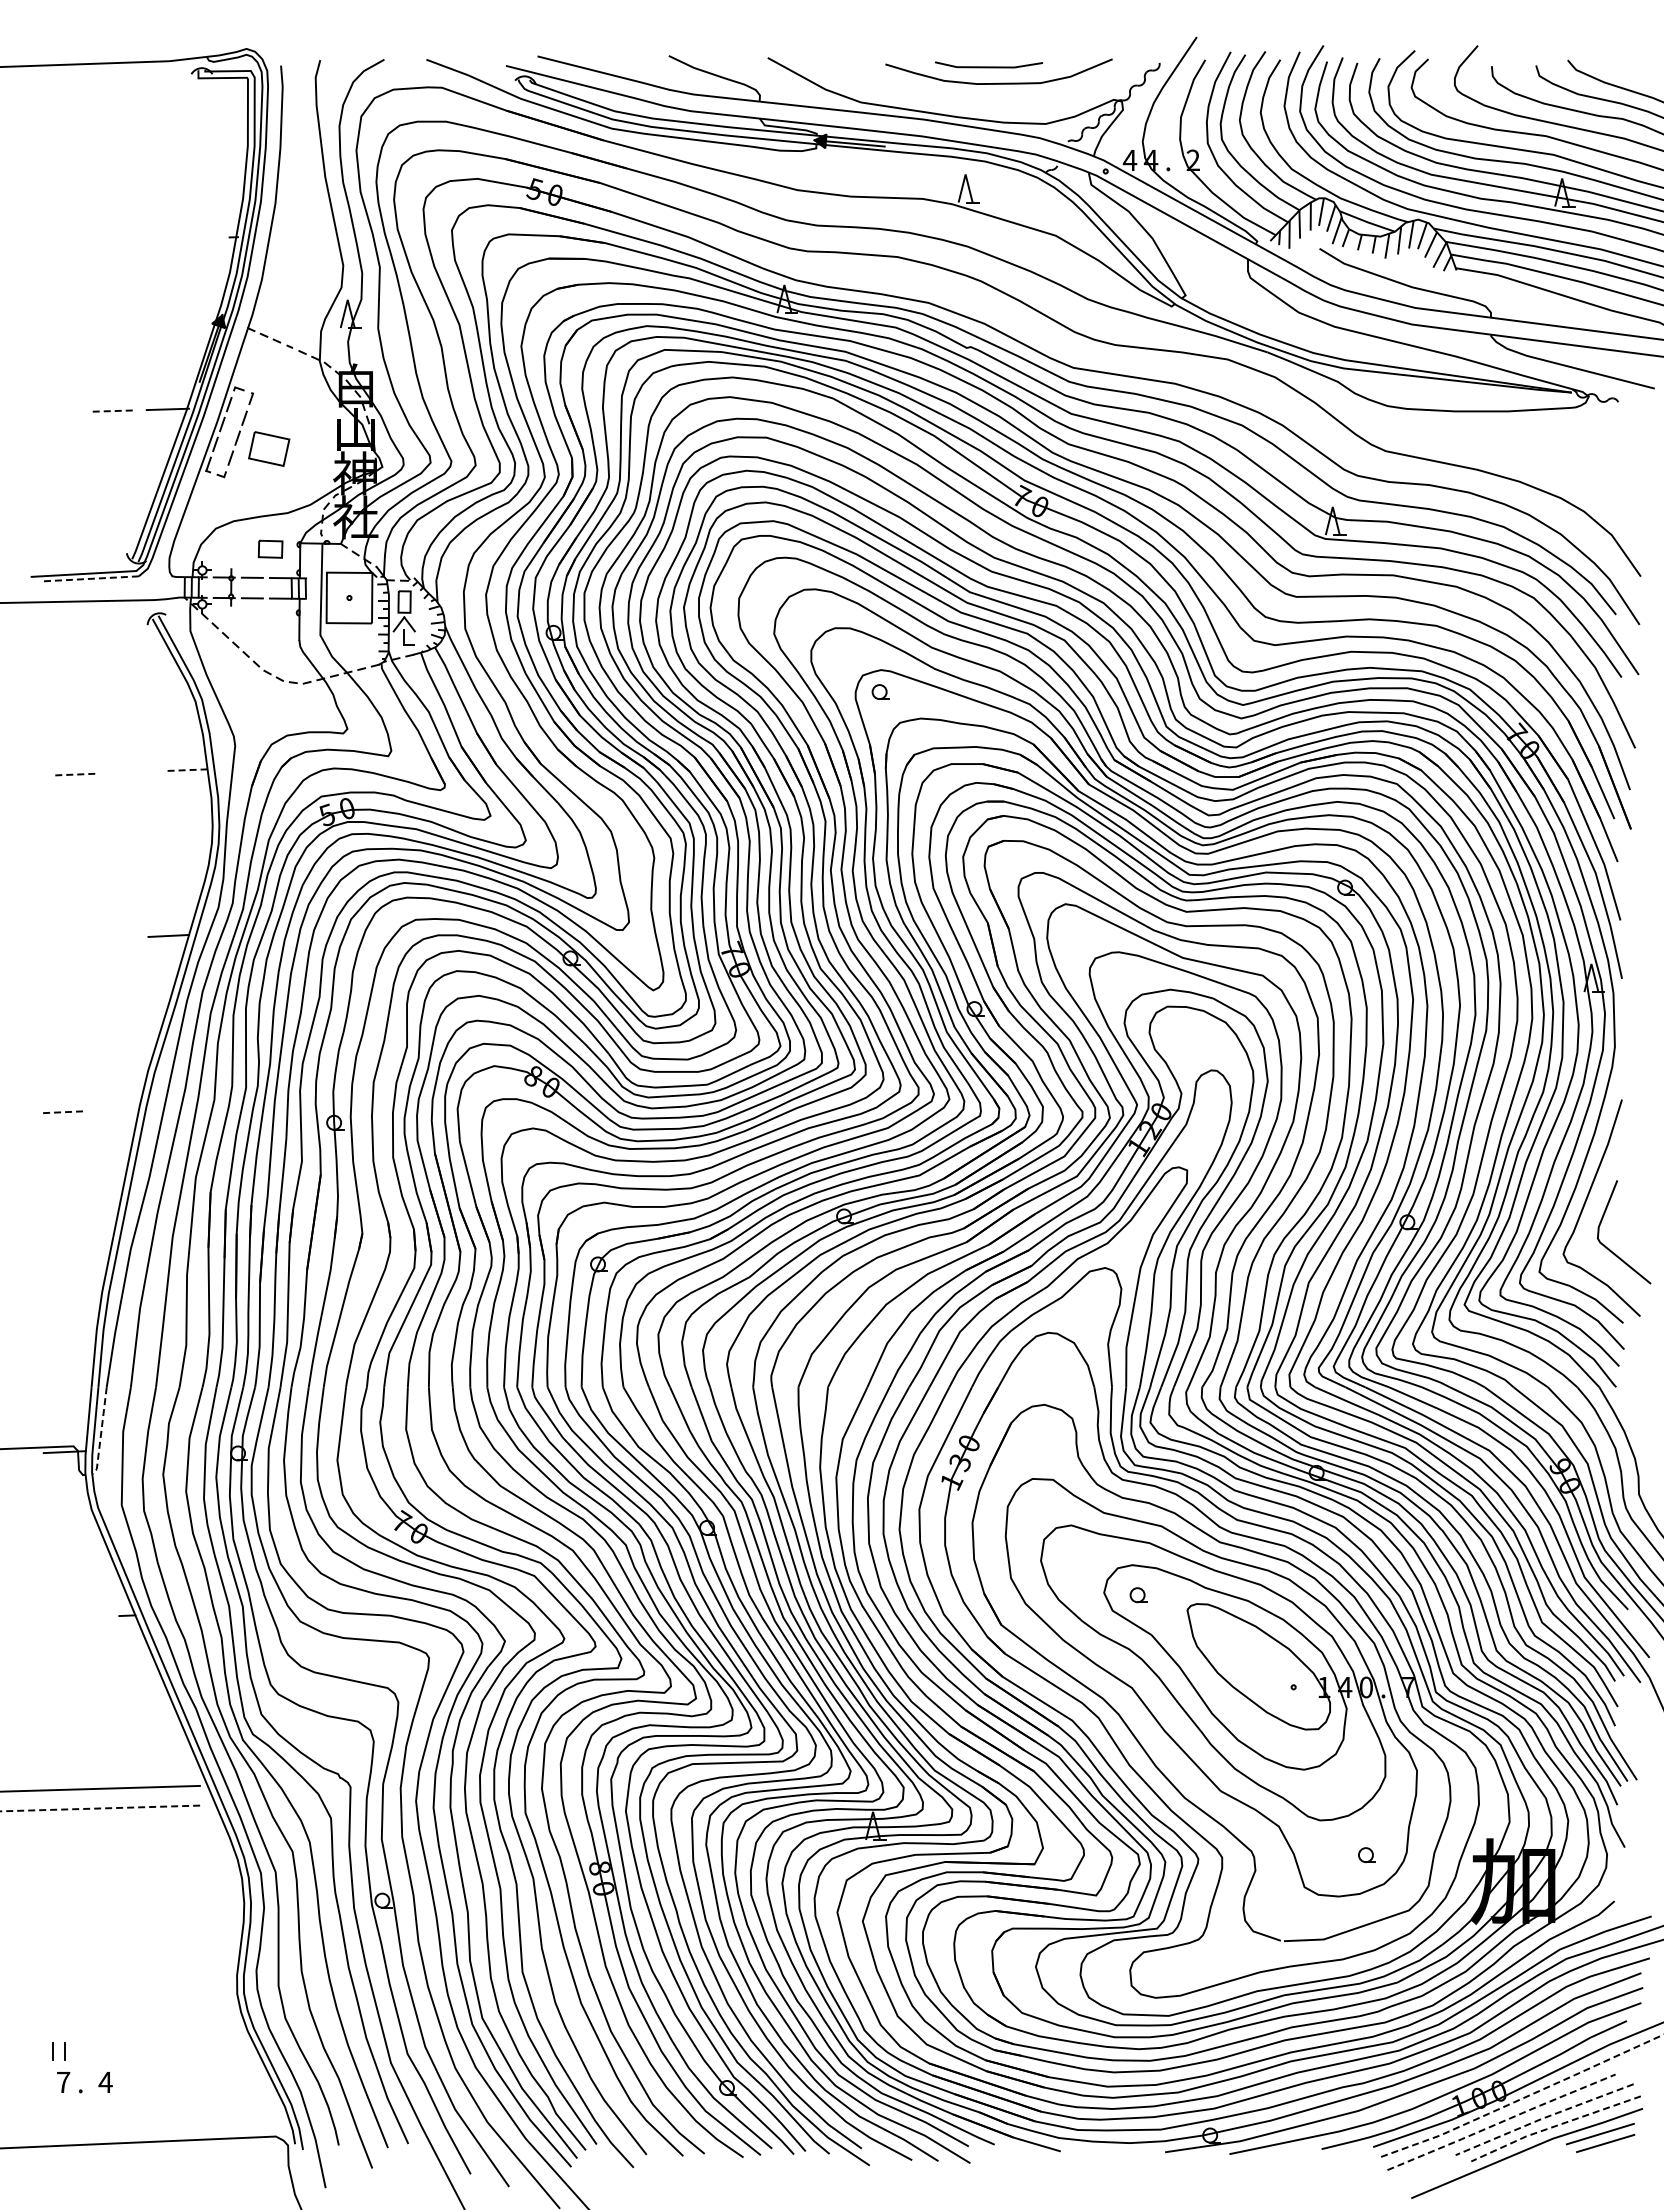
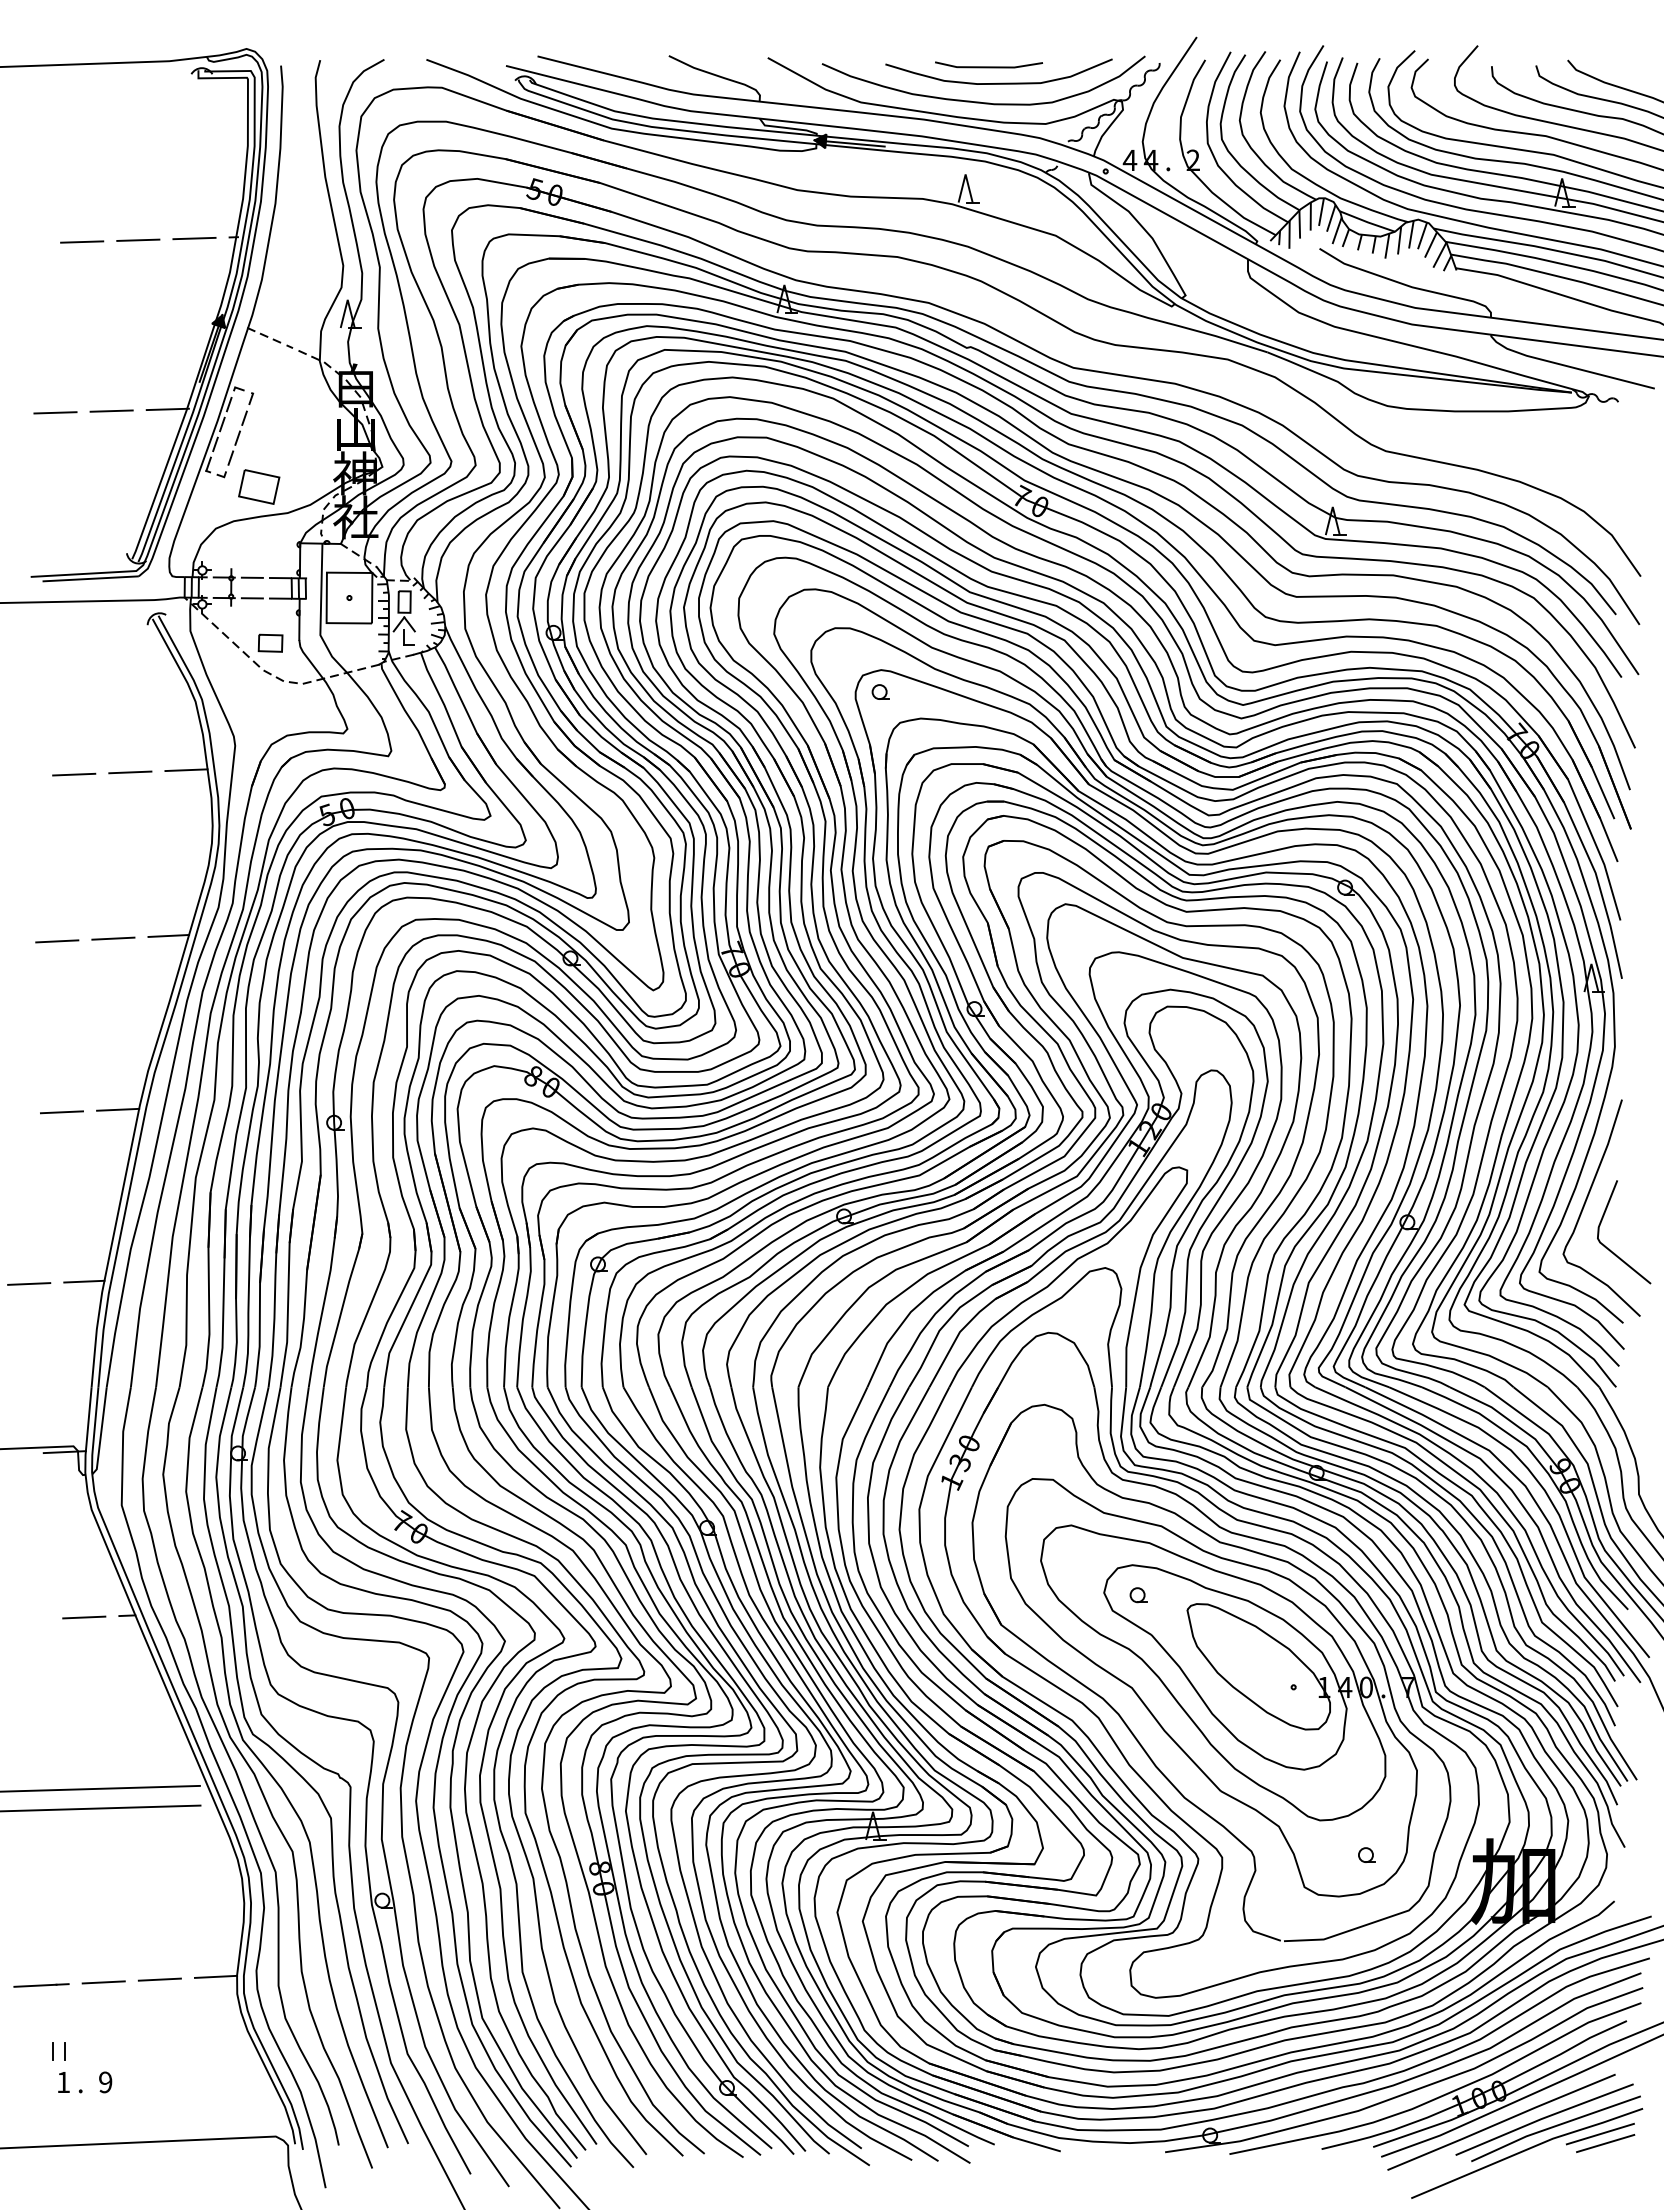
curve: none -> present (980, 101)
line: none -> present (194, 238)
line: none -> present (138, 239)
line: none -> present (82, 241)
line: dashed -> solid (111, 411)
line: none -> present (55, 412)
part position: (269, 448) -> (259, 486) (259, 486)
part position: (270, 548) -> (270, 642) (270, 642)
line: dashed -> solid (90, 578)
line: dashed -> solid (186, 770)
line: none -> present (130, 772)
line: dashed -> solid (73, 774)
line: none -> present (113, 938)
line: none -> present (57, 941)
line: none -> present (118, 1109)
line: dashed -> solid (61, 1112)
line: none -> present (84, 1281)
line: none -> present (29, 1283)
line: dashed -> solid (101, 1433)
line: none -> present (84, 1617)
line: dashed -> solid (100, 1808)
line: none -> present (215, 1976)
line: none -> present (159, 1979)
line: none -> present (103, 1982)
line: none -> present (41, 1985)
text: 7 -> 1 (63, 2082)
text: 4 -> 9 (105, 2082)
line: dashed -> solid (1523, 2097)
line: dashed -> solid (1543, 2118)
line: dashed -> solid (1501, 2121)
line: dashed -> solid (1554, 2126)
